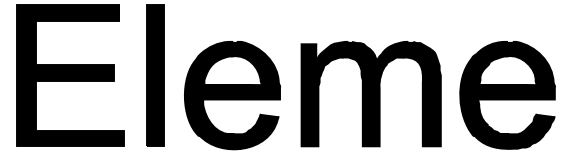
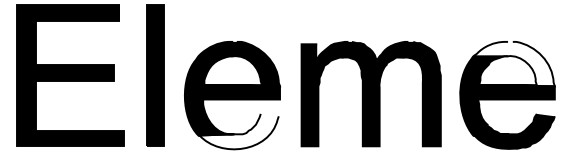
fill: present -> none (513, 63)
fill: present -> none (238, 131)
